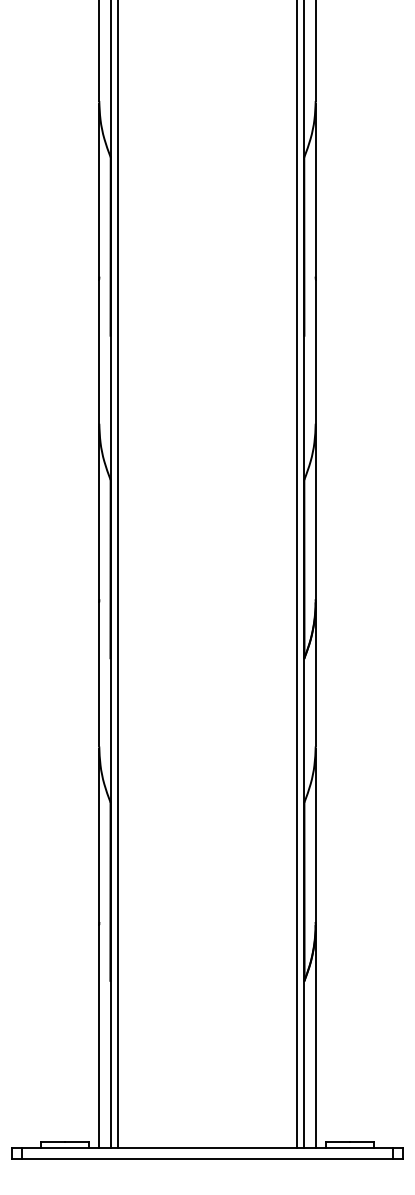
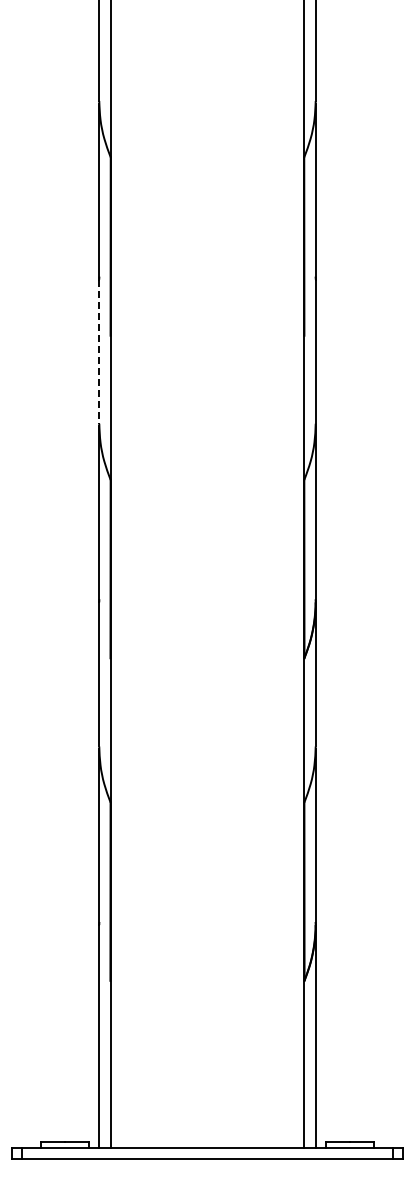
line: solid -> dashed (99, 352)
line: present -> none (117, 574)
line: present -> none (297, 574)
